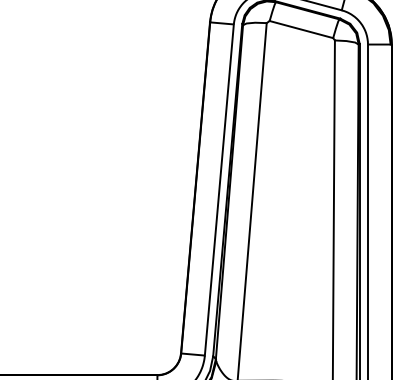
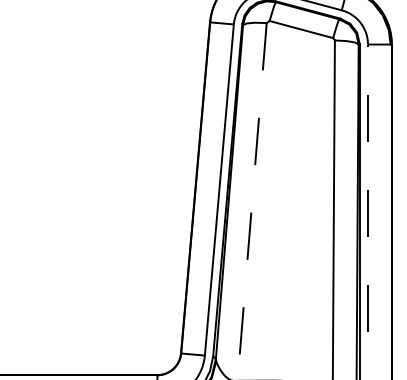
line: solid -> dashed (252, 201)
line: solid -> dashed (367, 211)
